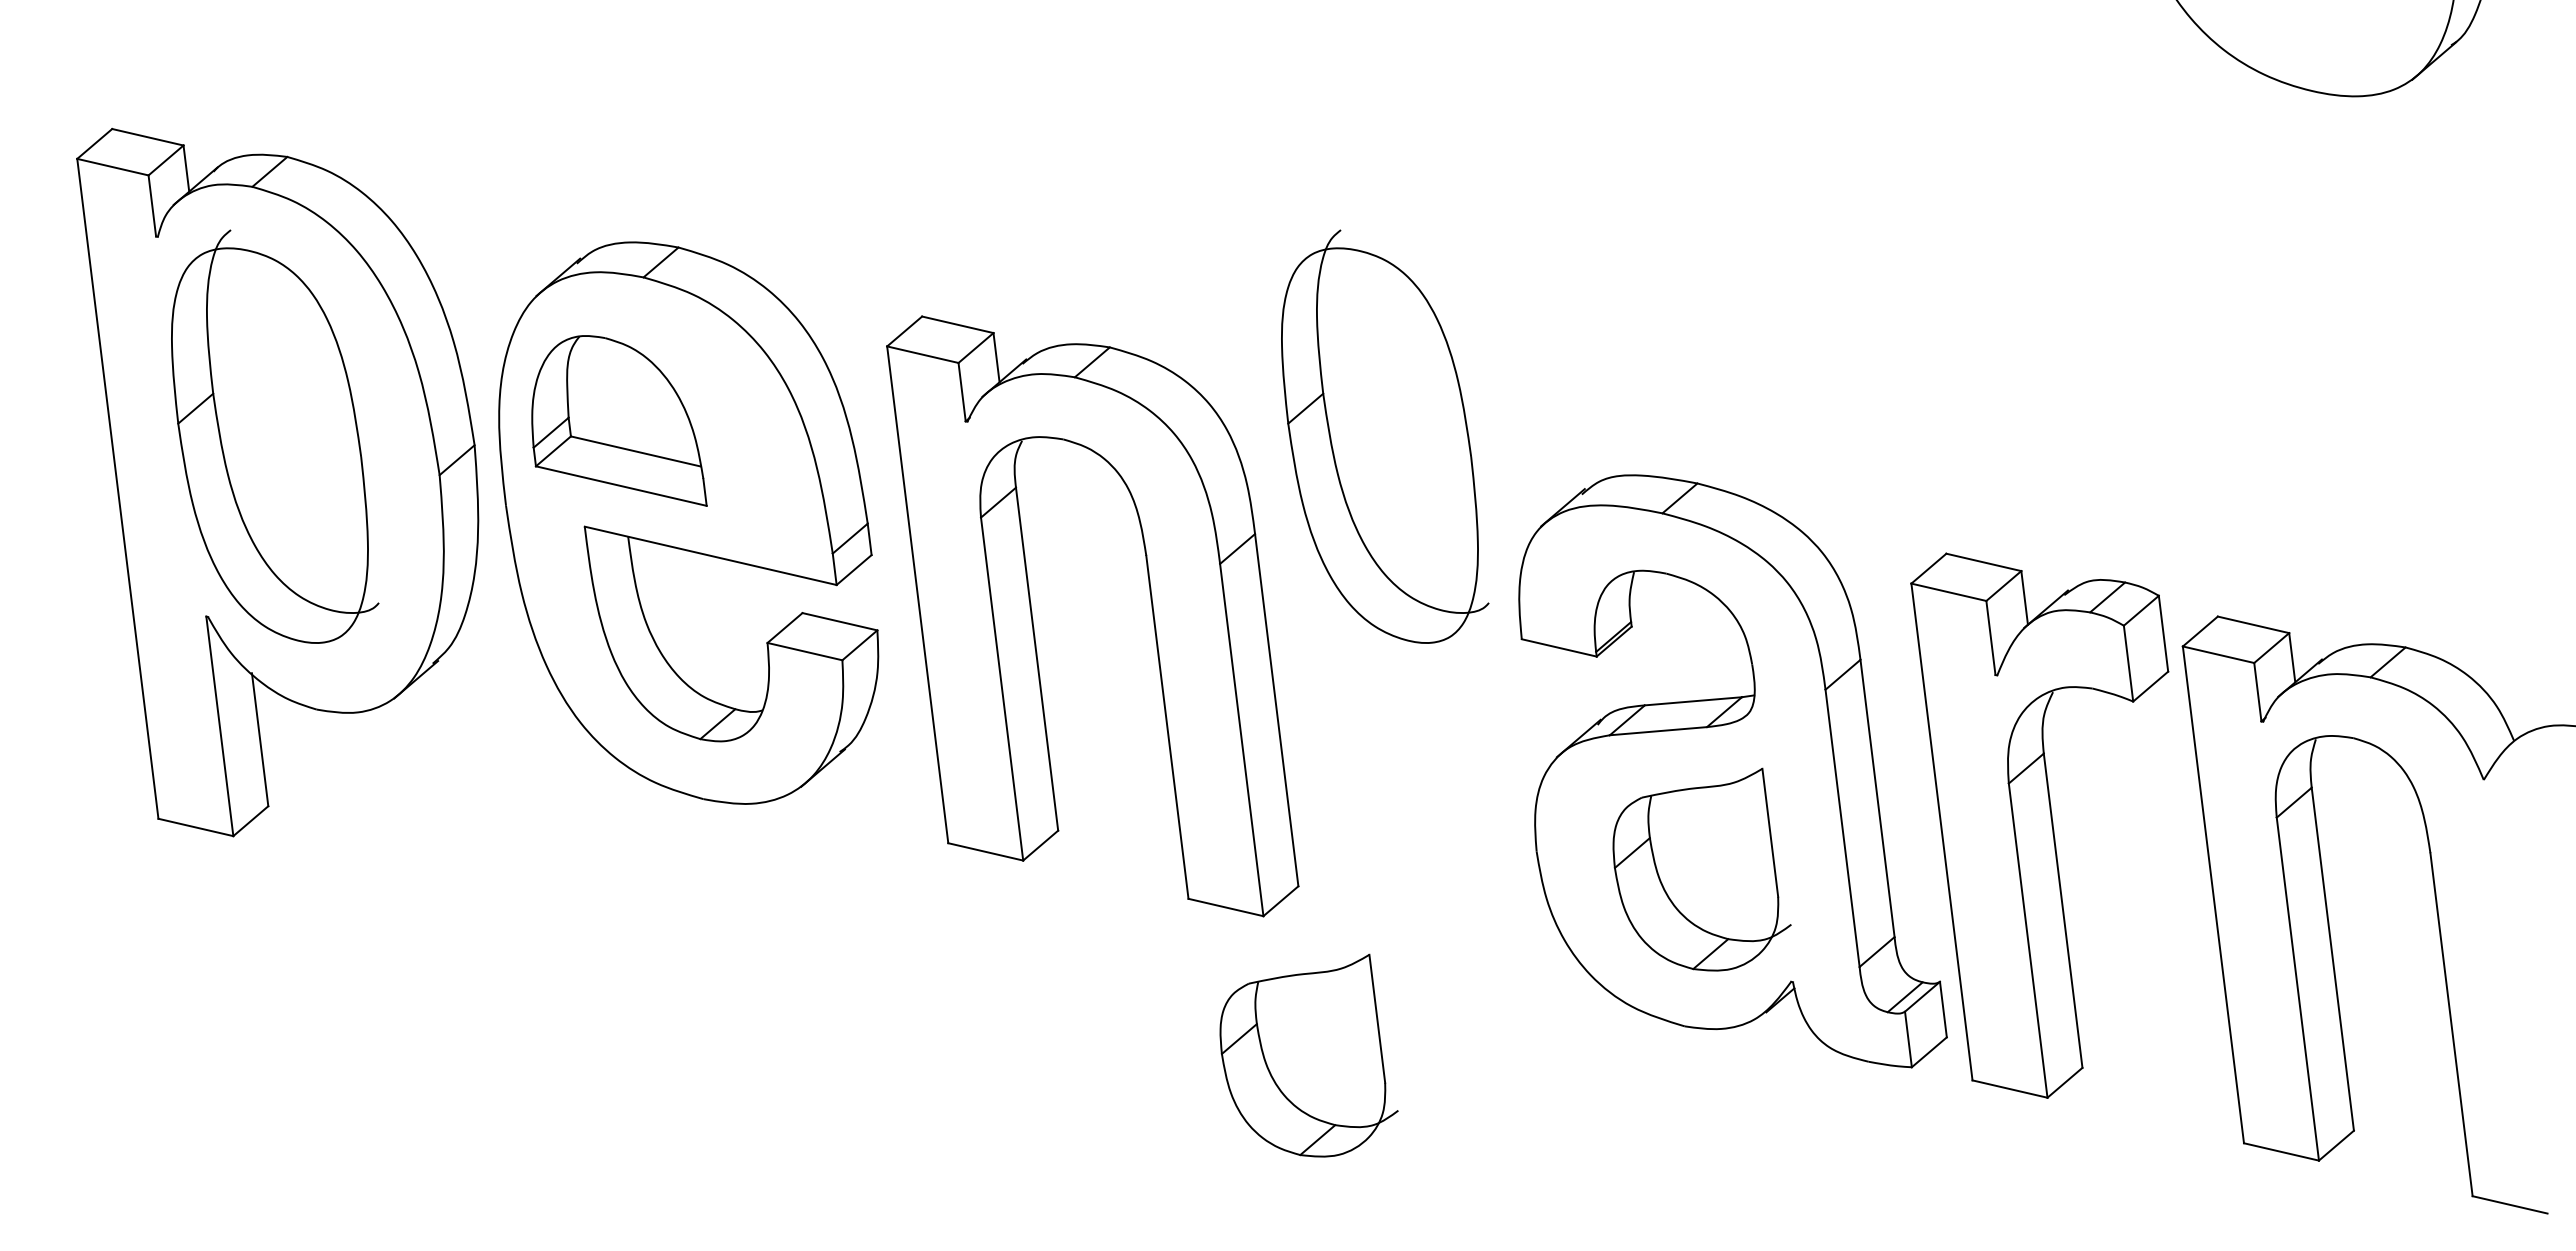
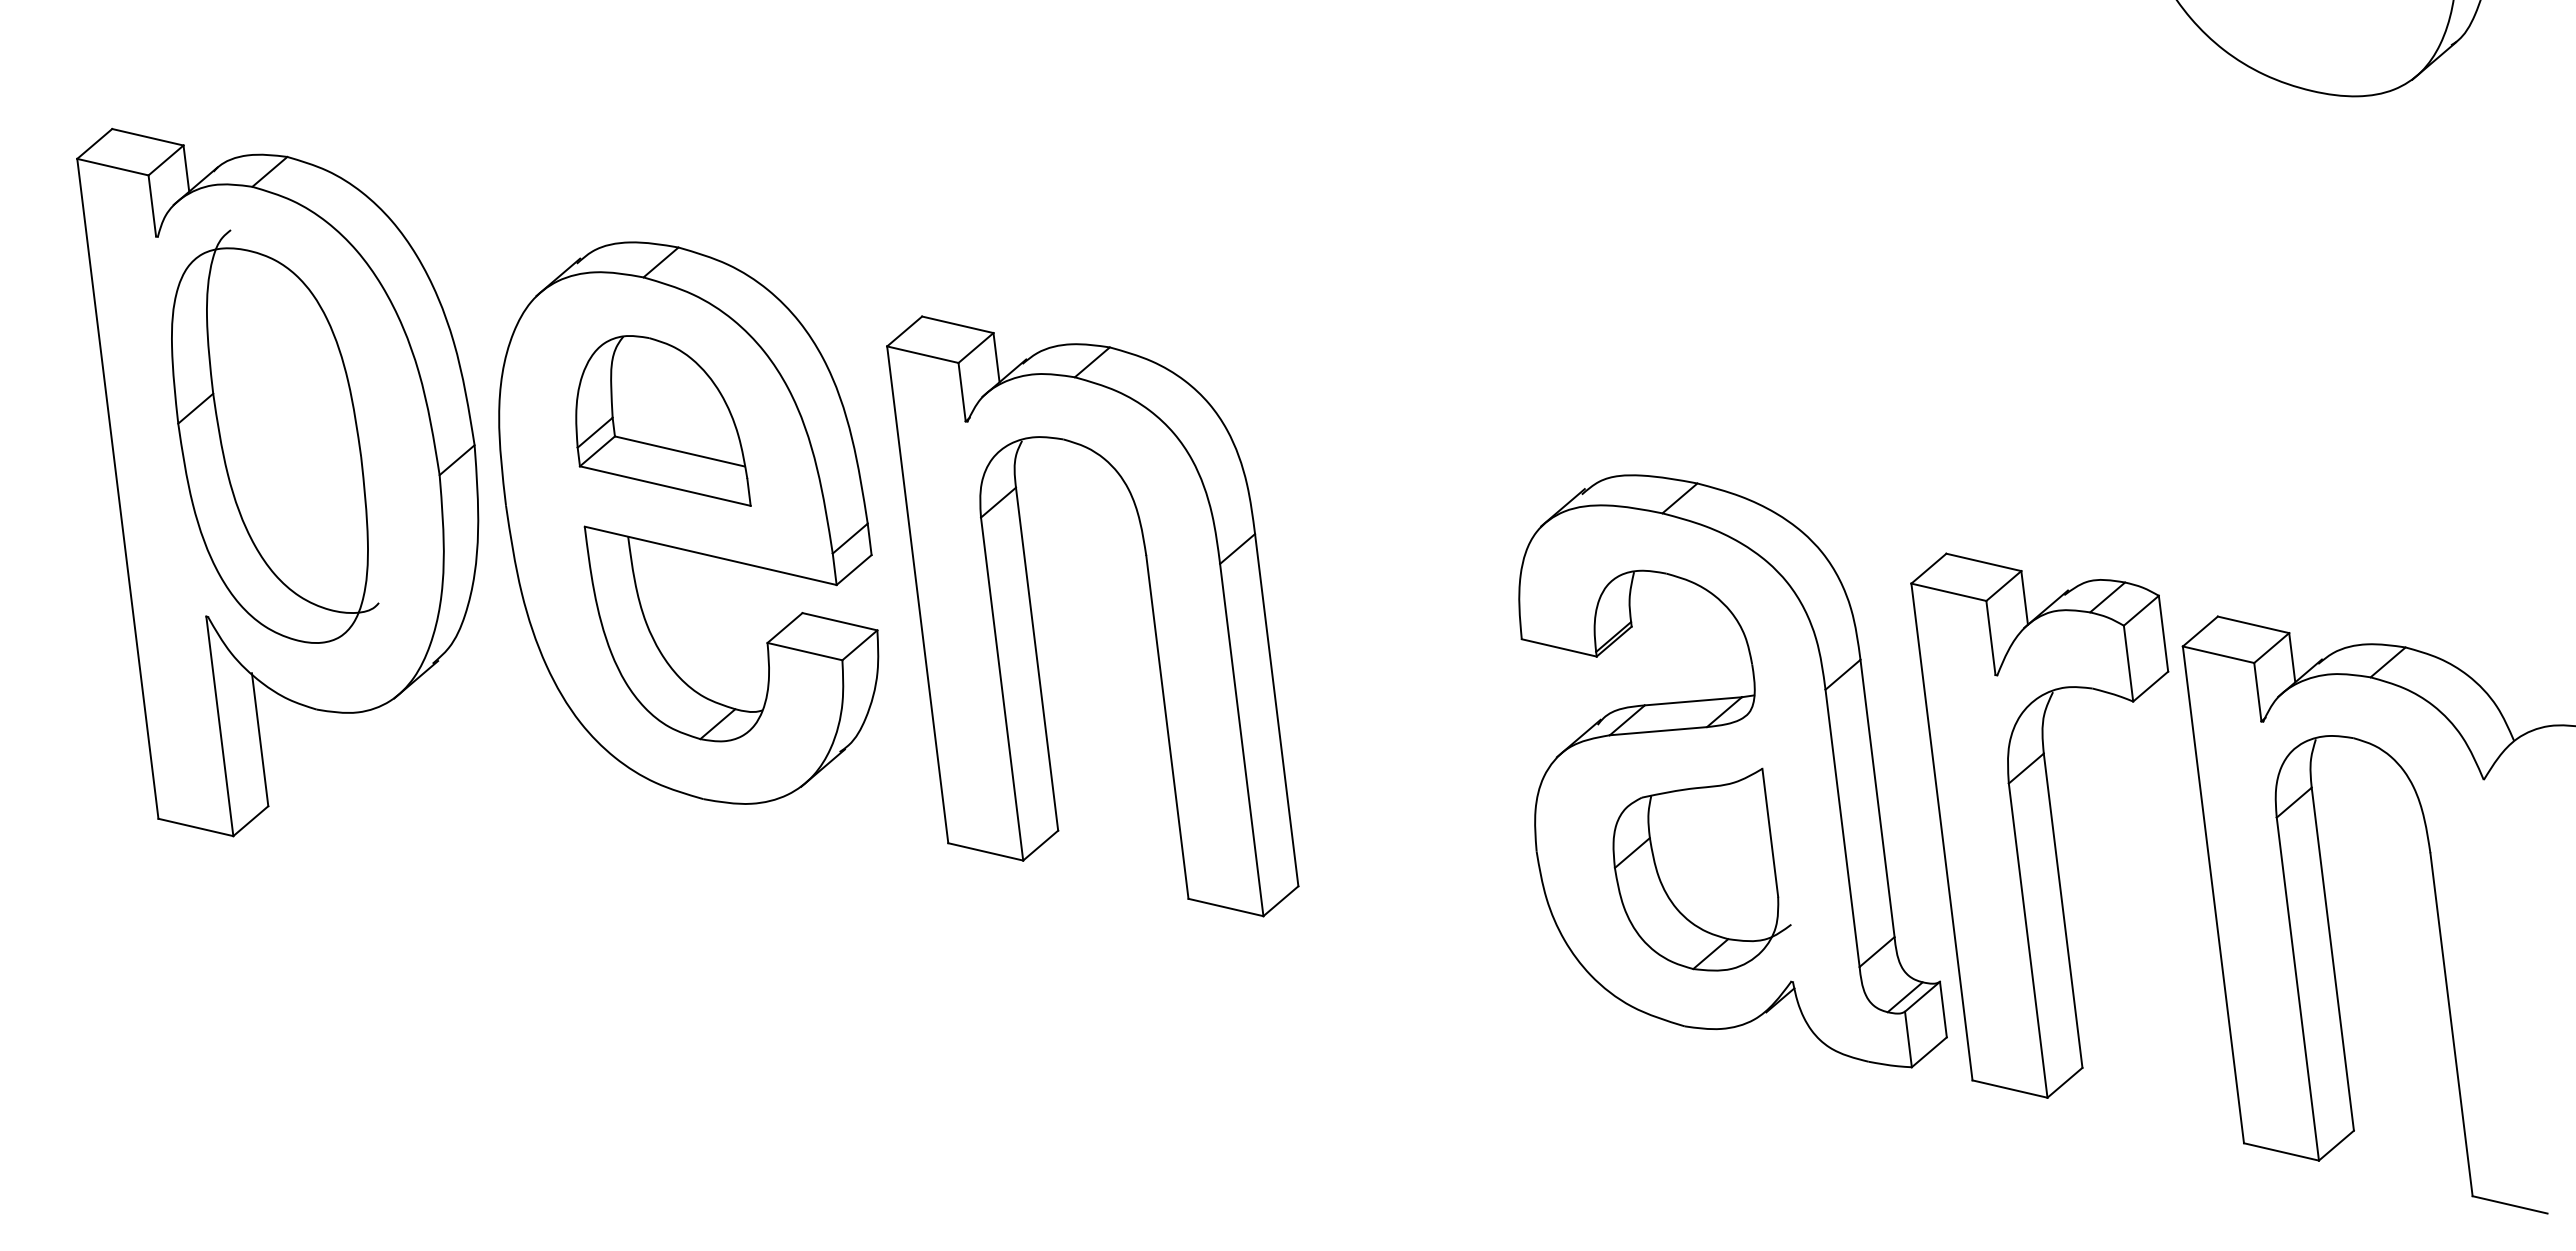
part position: (619, 420) -> (663, 420) (663, 420)
part: present -> none (1385, 436)
part: present -> none (1308, 1055)
